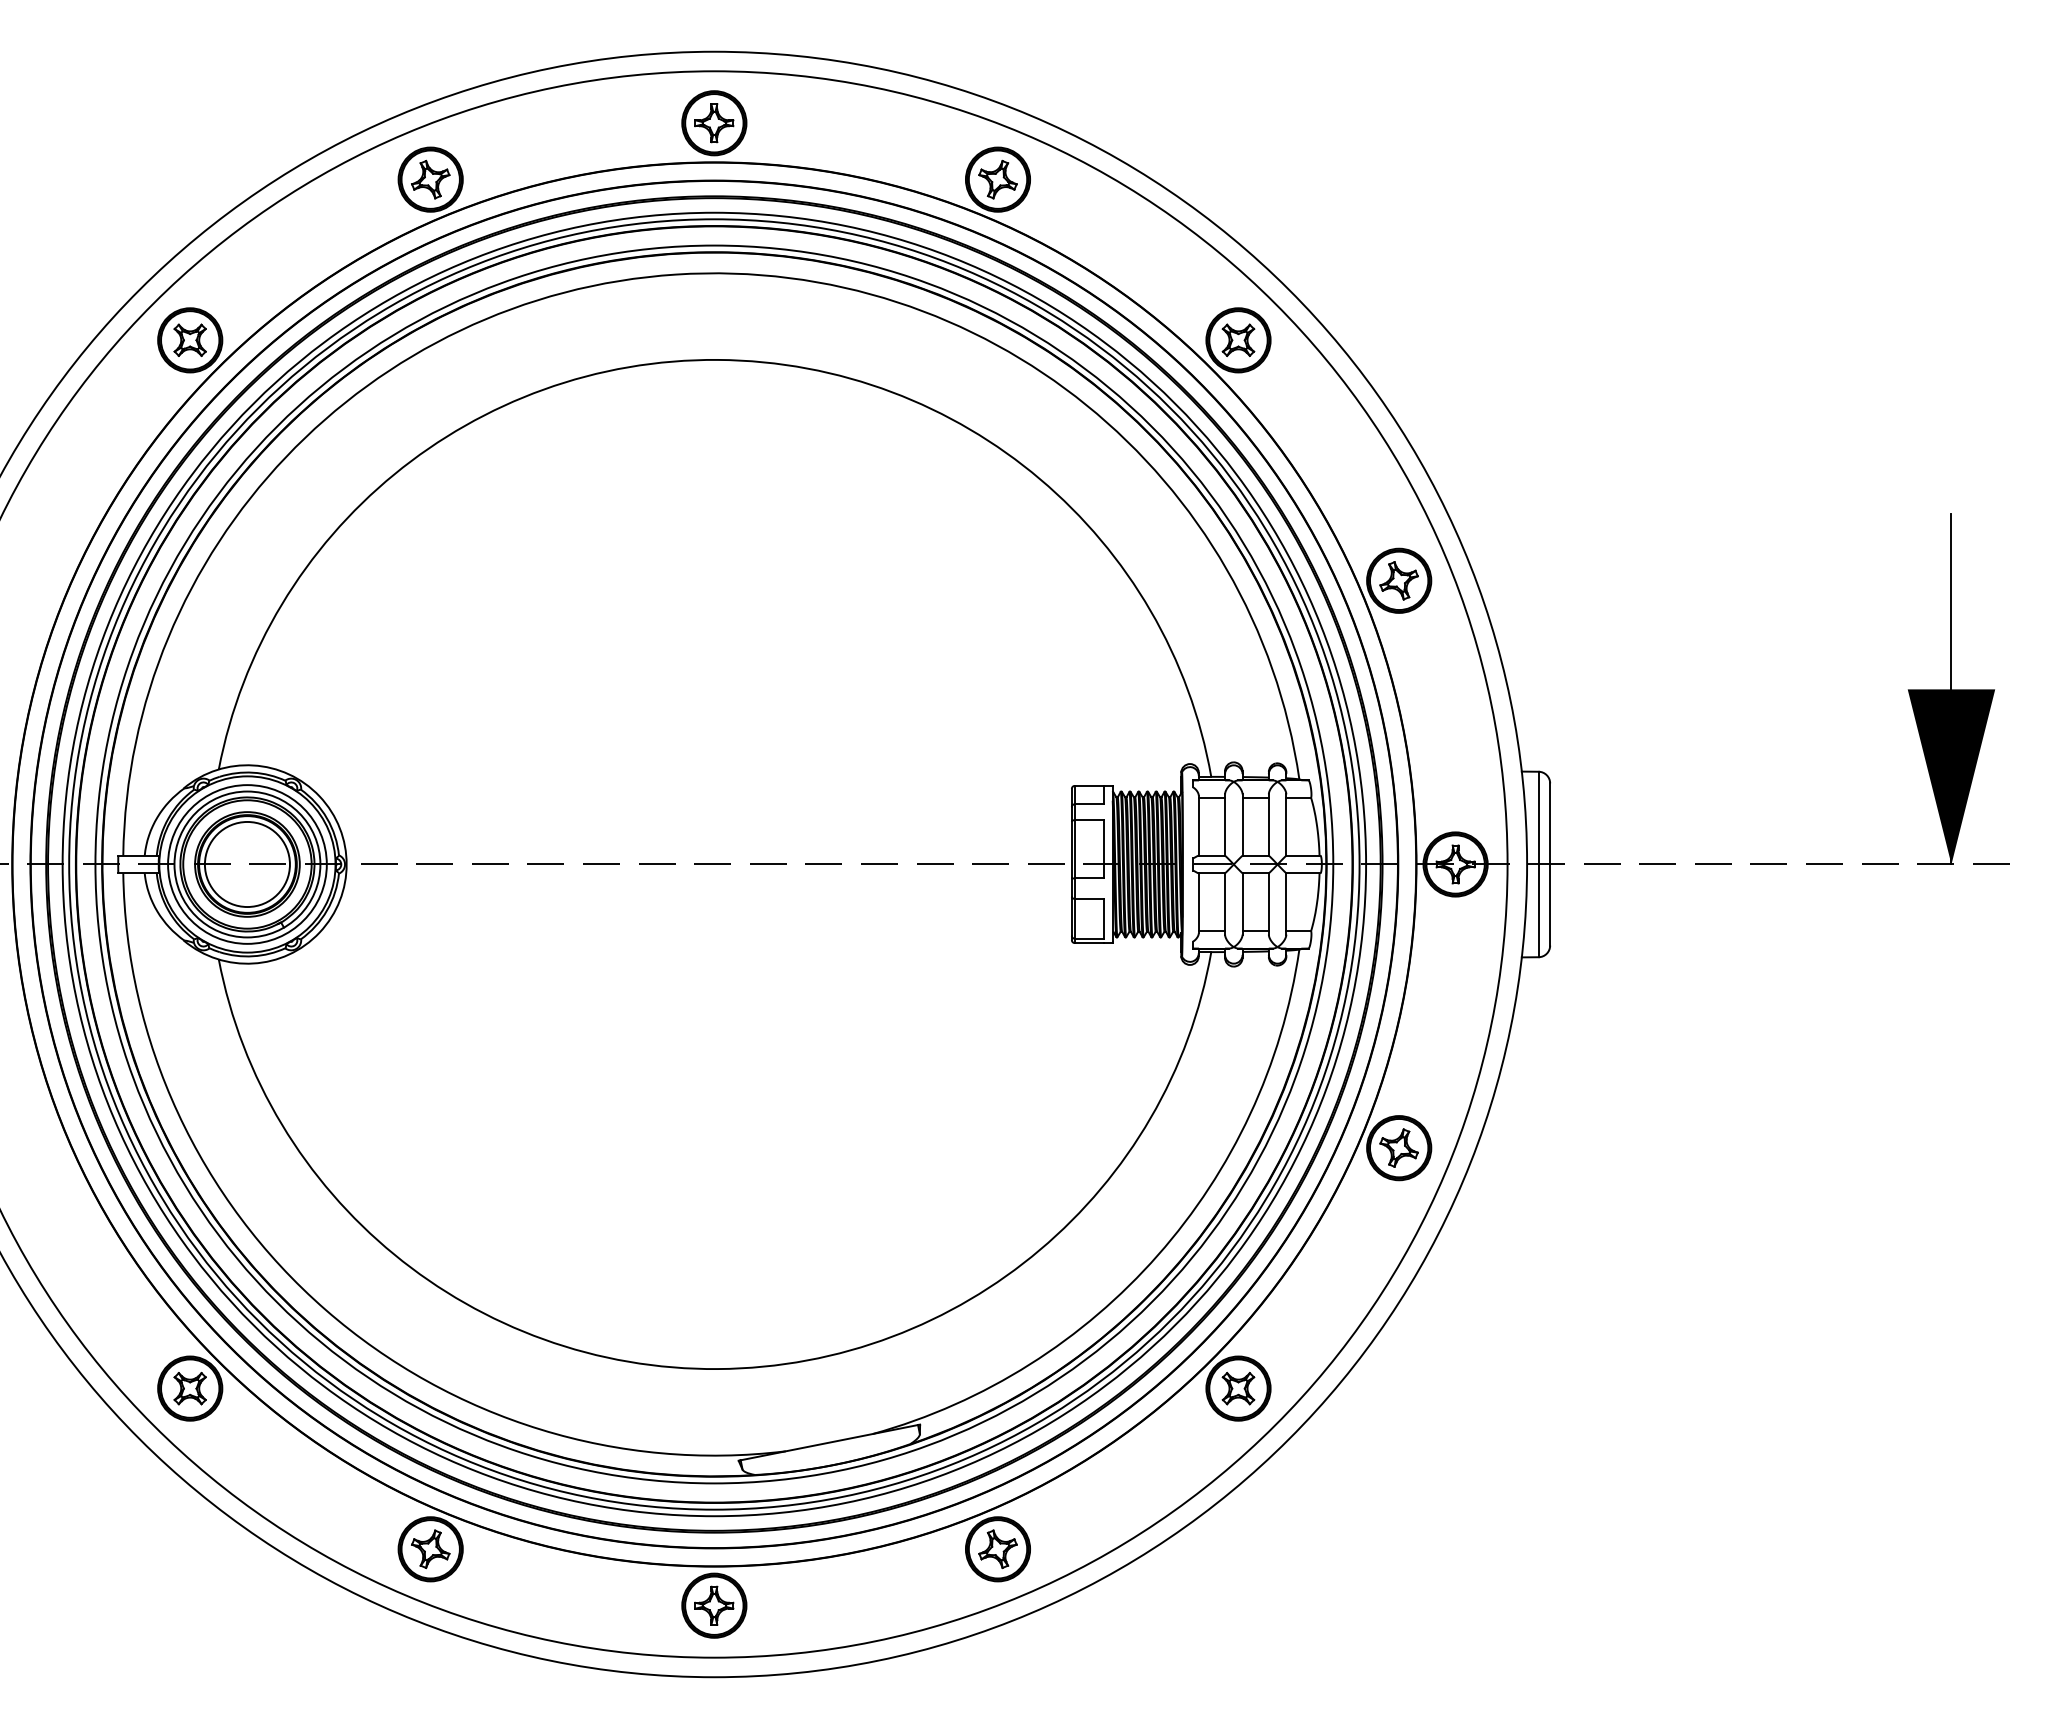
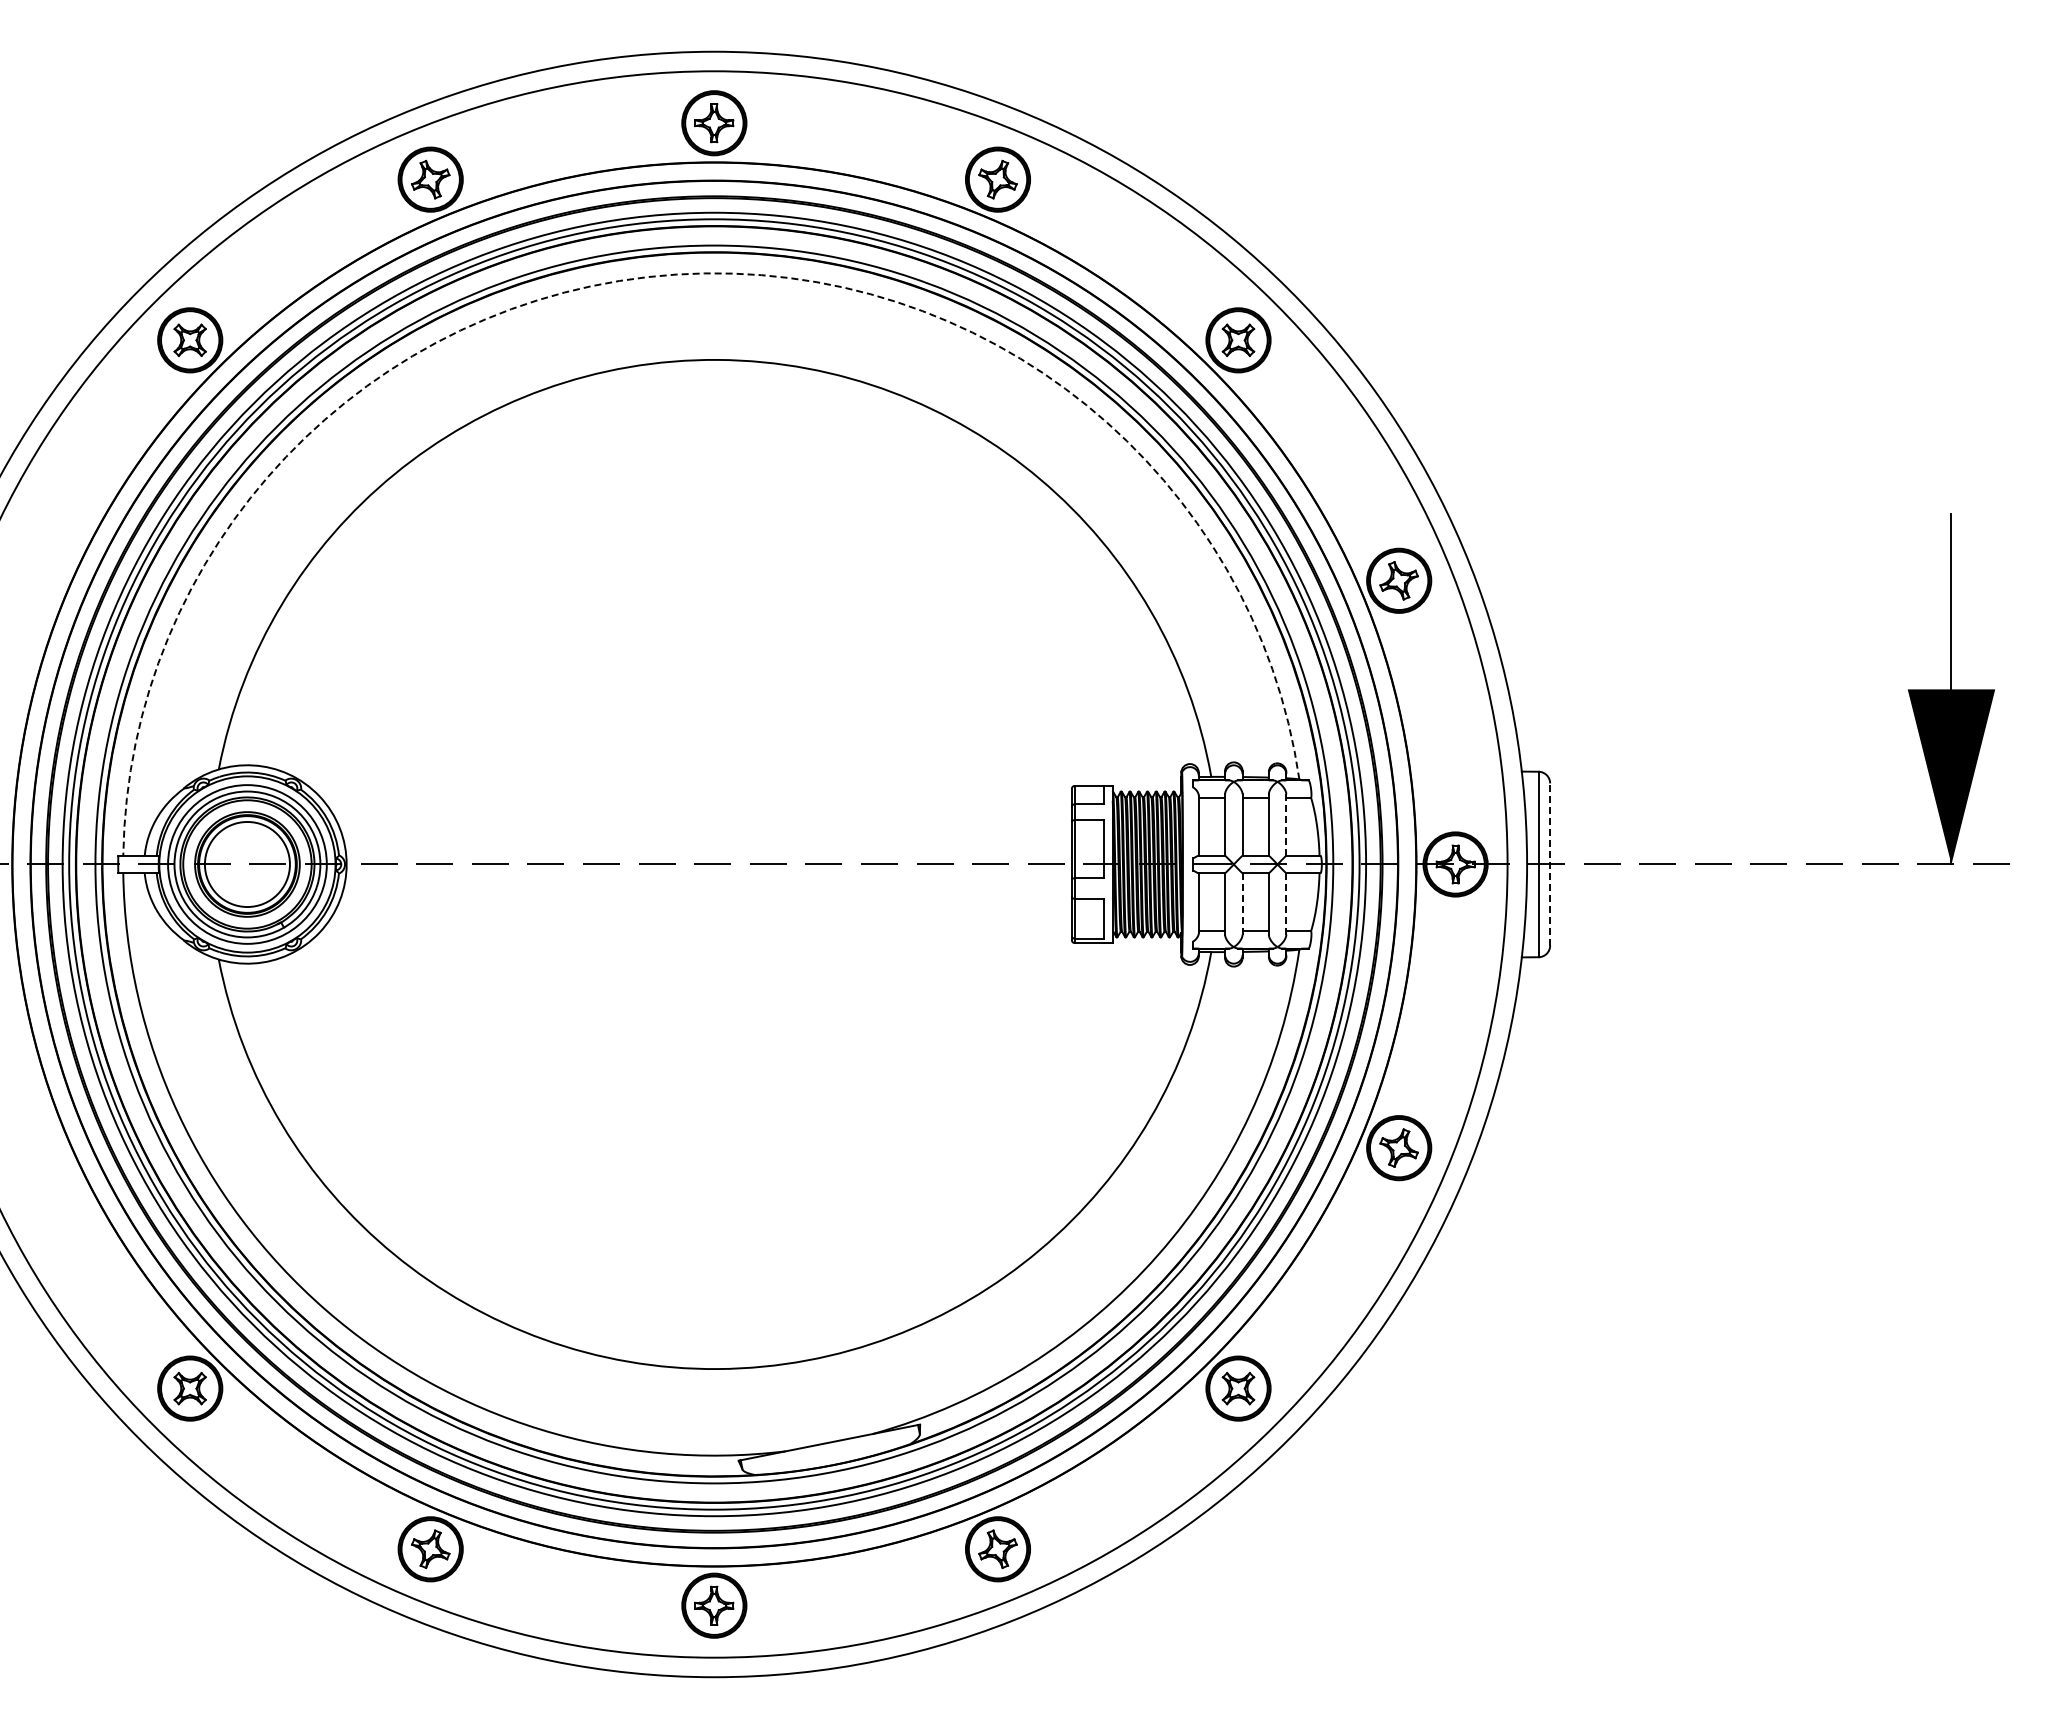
arc: solid -> dashed (676, 274)
line: solid -> dashed (1286, 825)
line: solid -> dashed (1550, 864)
line: solid -> dashed (1242, 903)
line: solid -> dashed (1286, 903)
